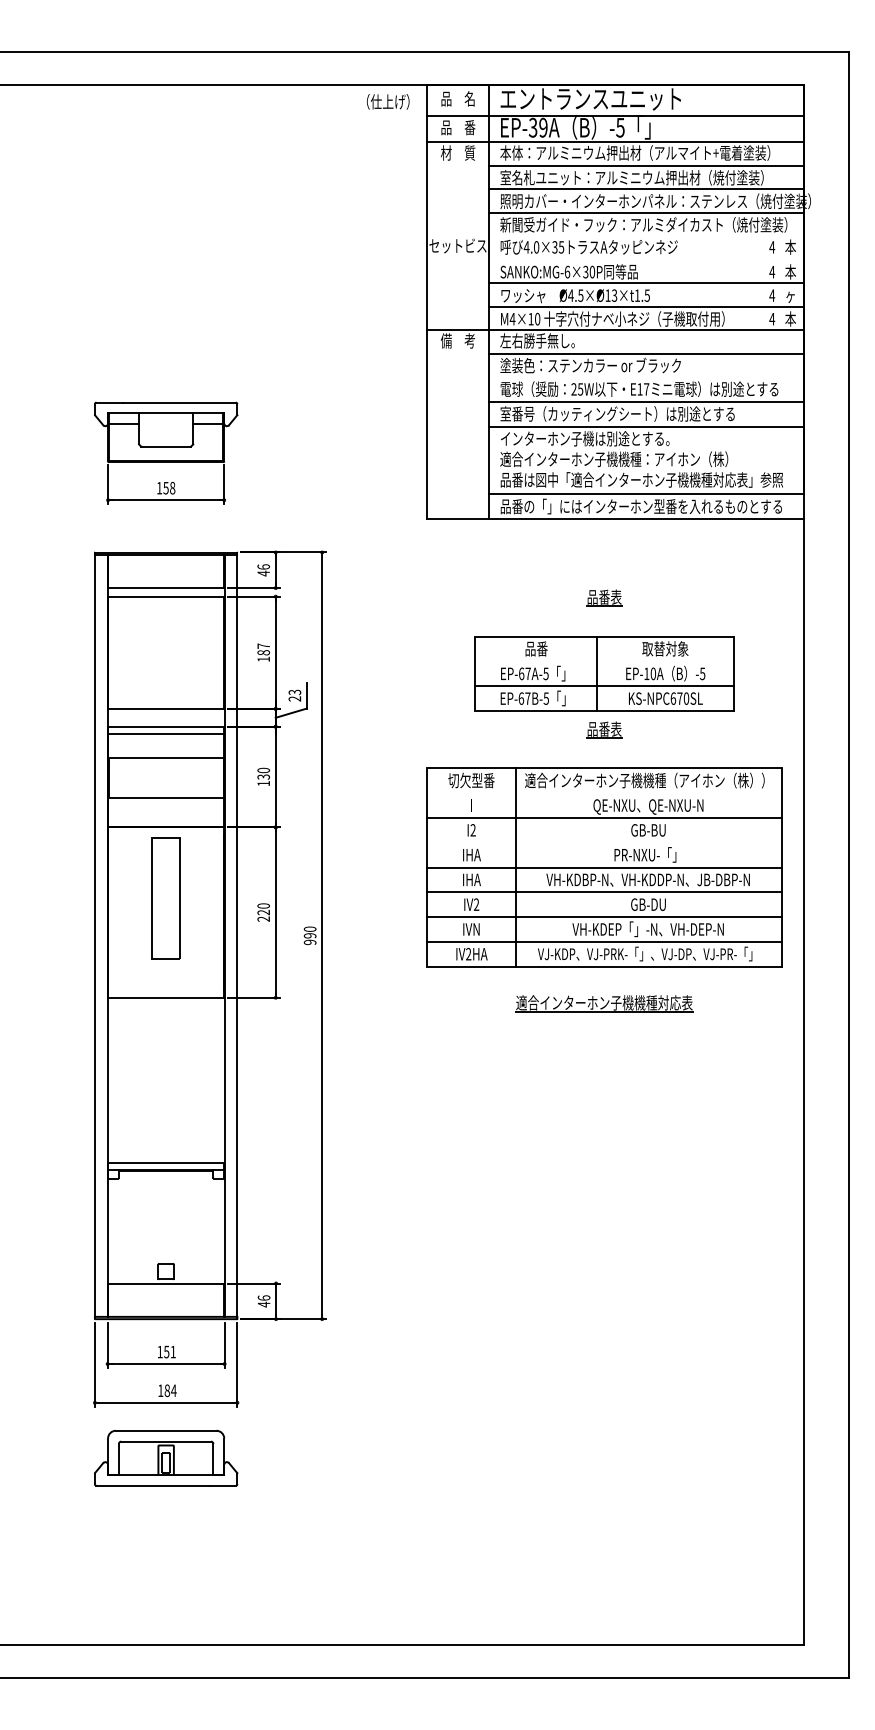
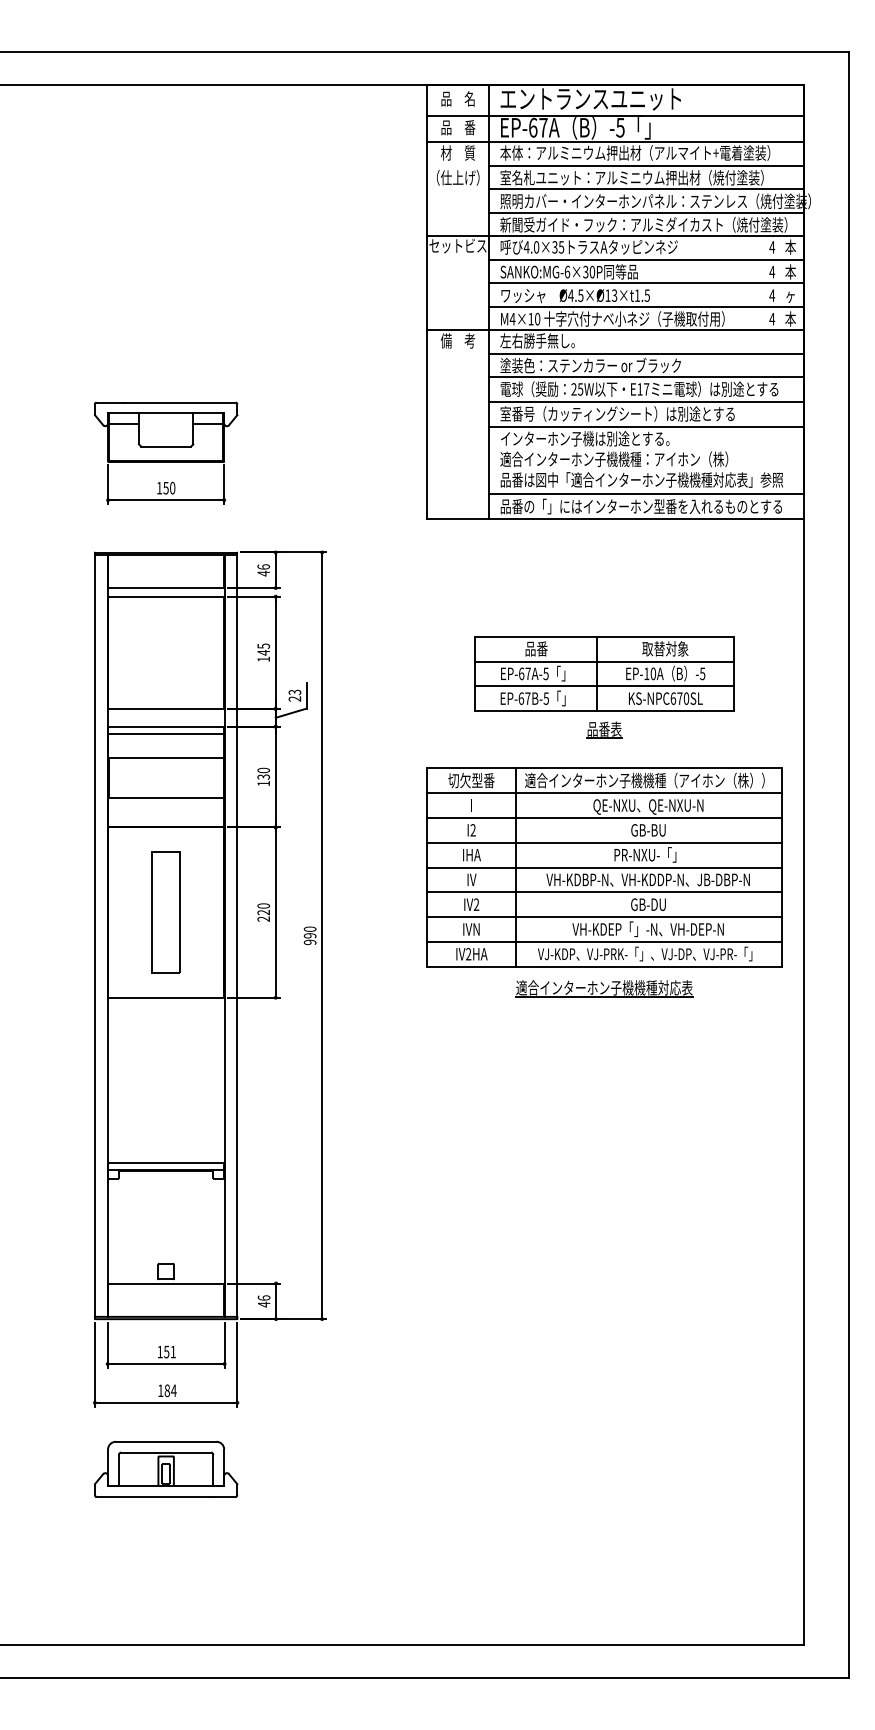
text position: (388, 101) -> (458, 177) (458, 177)
text: EP-39A -> EP-67A (537, 127)
line: none -> present (615, 236)
line: none -> present (646, 259)
line: none -> present (646, 377)
text: 158 -> 150 (172, 488)
part: present -> none (604, 597)
text: 187 -> 145 (263, 649)
line: none -> present (604, 661)
line: none -> present (604, 793)
line: none -> present (604, 842)
text: IHA -> IV (471, 879)
part position: (165, 898) -> (165, 912) (165, 912)
part position: (604, 1003) -> (604, 988) (604, 988)
part position: (166, 1457) -> (166, 1468) (166, 1468)
